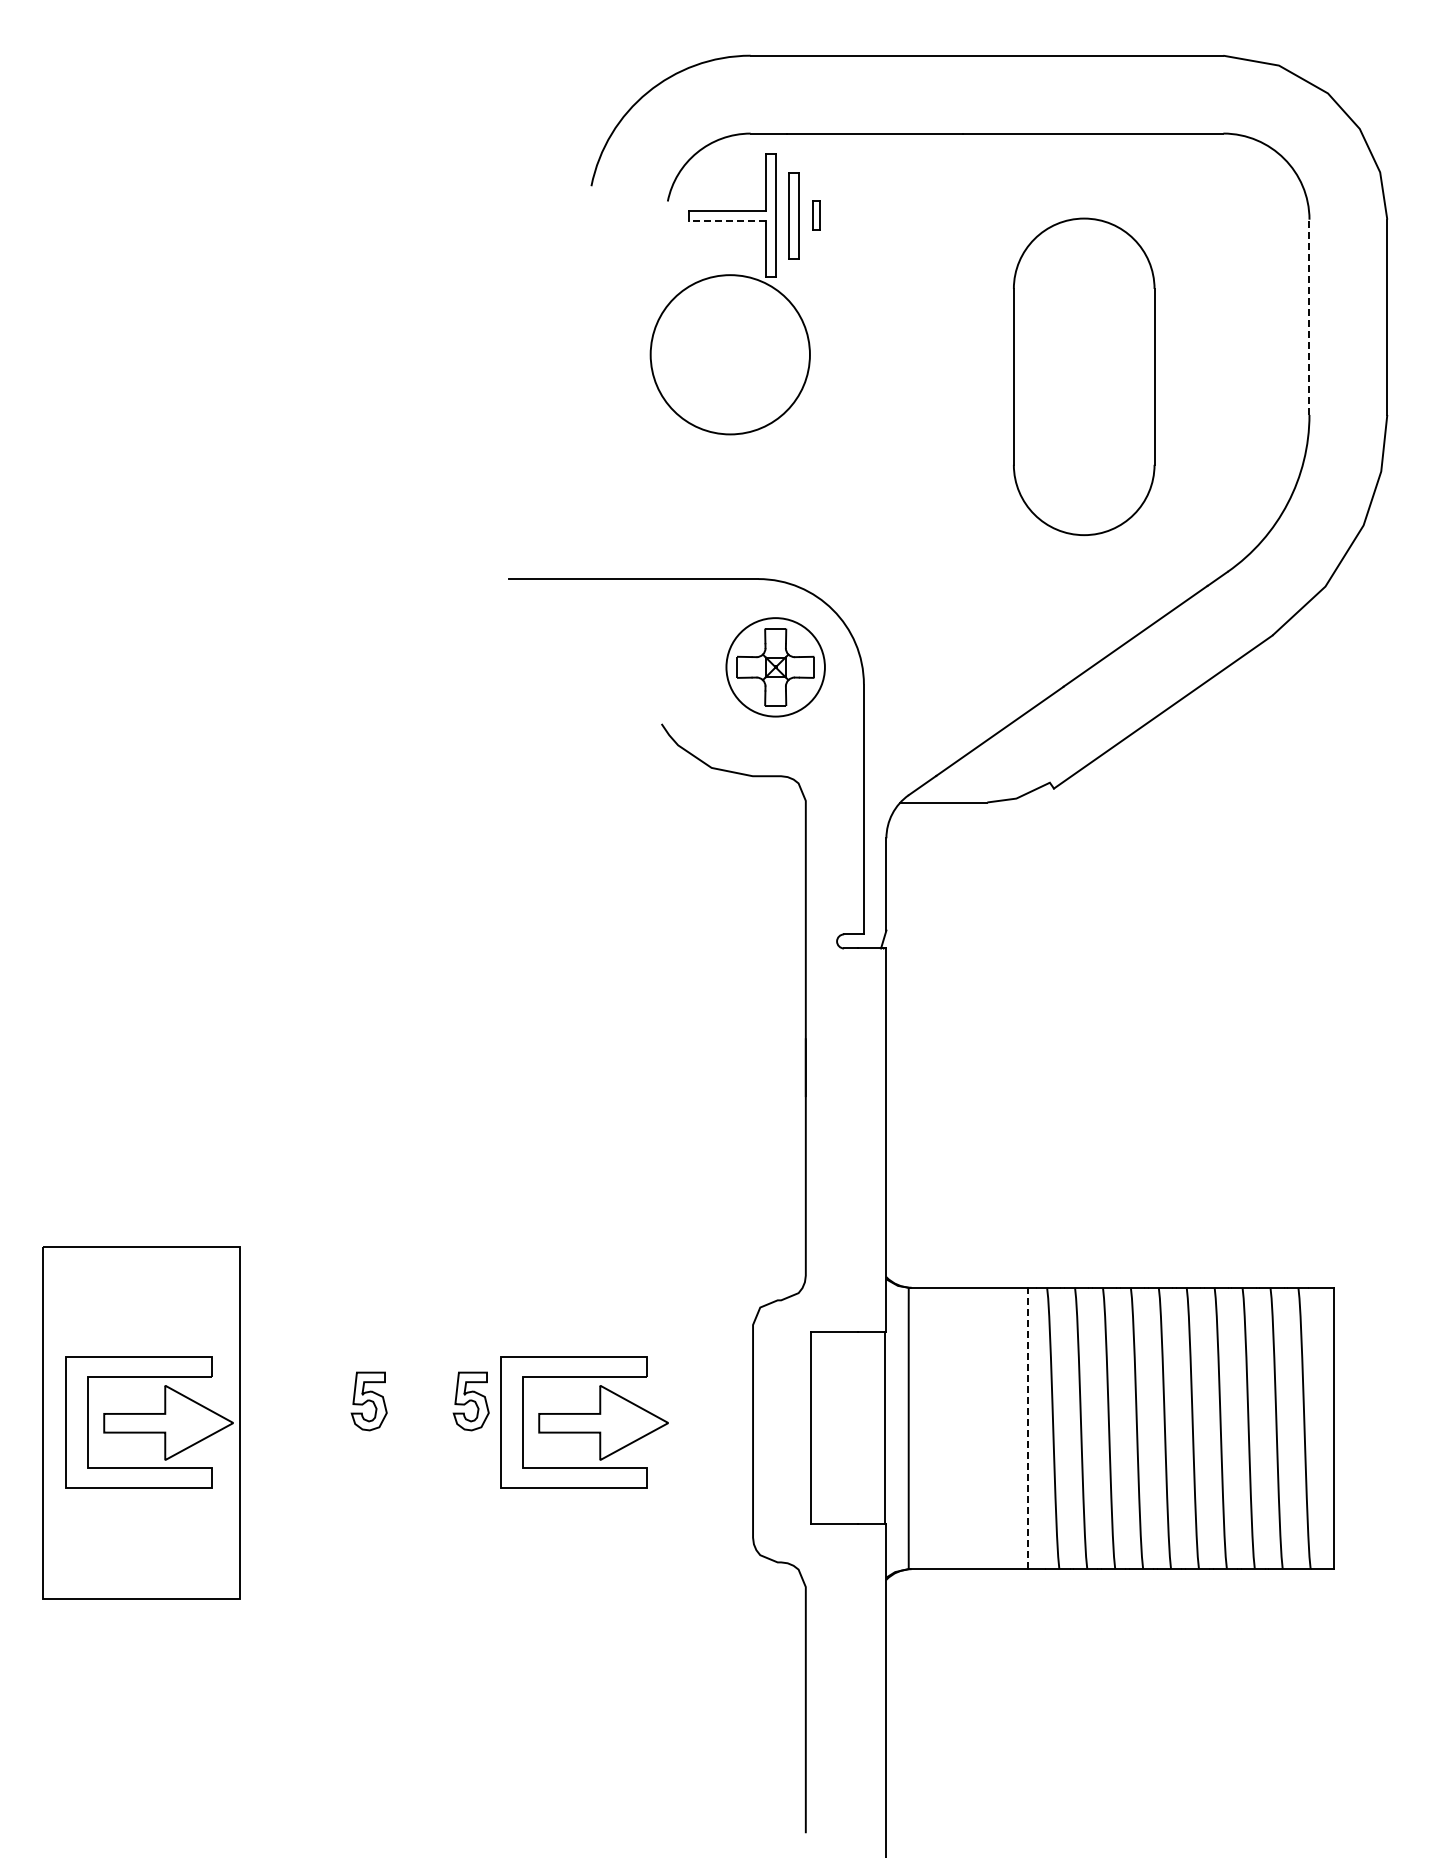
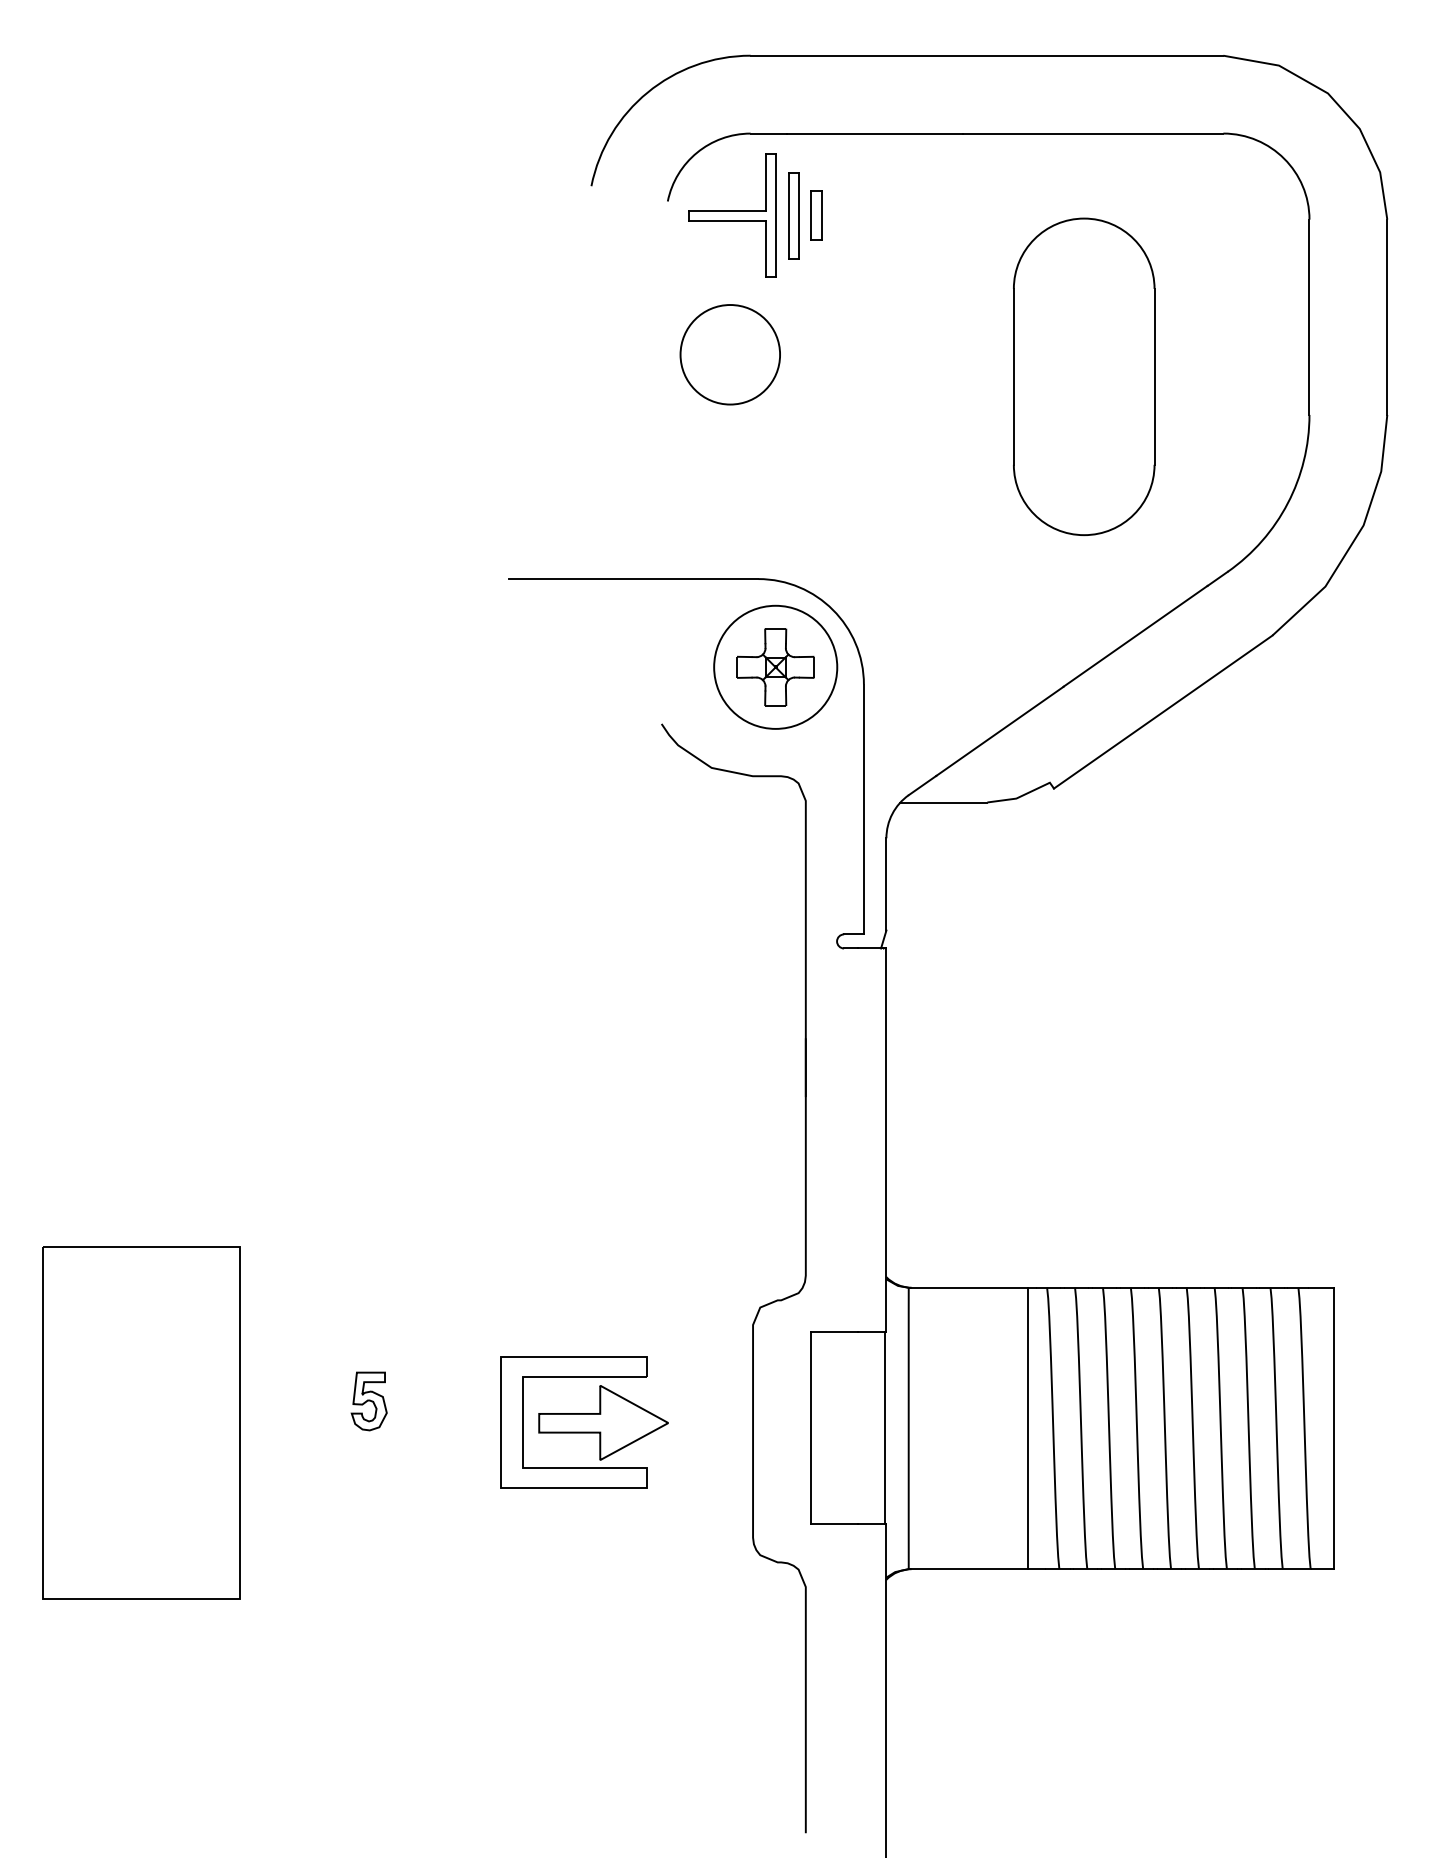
part size: 9x31 px -> 13x51 px (816, 215)
line: dashed -> solid (726, 220)
line: dashed -> solid (1309, 317)
circle diameter: 159 px -> 100 px (730, 354)
circle diameter: 98 px -> 123 px (775, 666)
part: present -> none (470, 1401)
part: present -> none (149, 1422)
line: dashed -> solid (1027, 1428)
